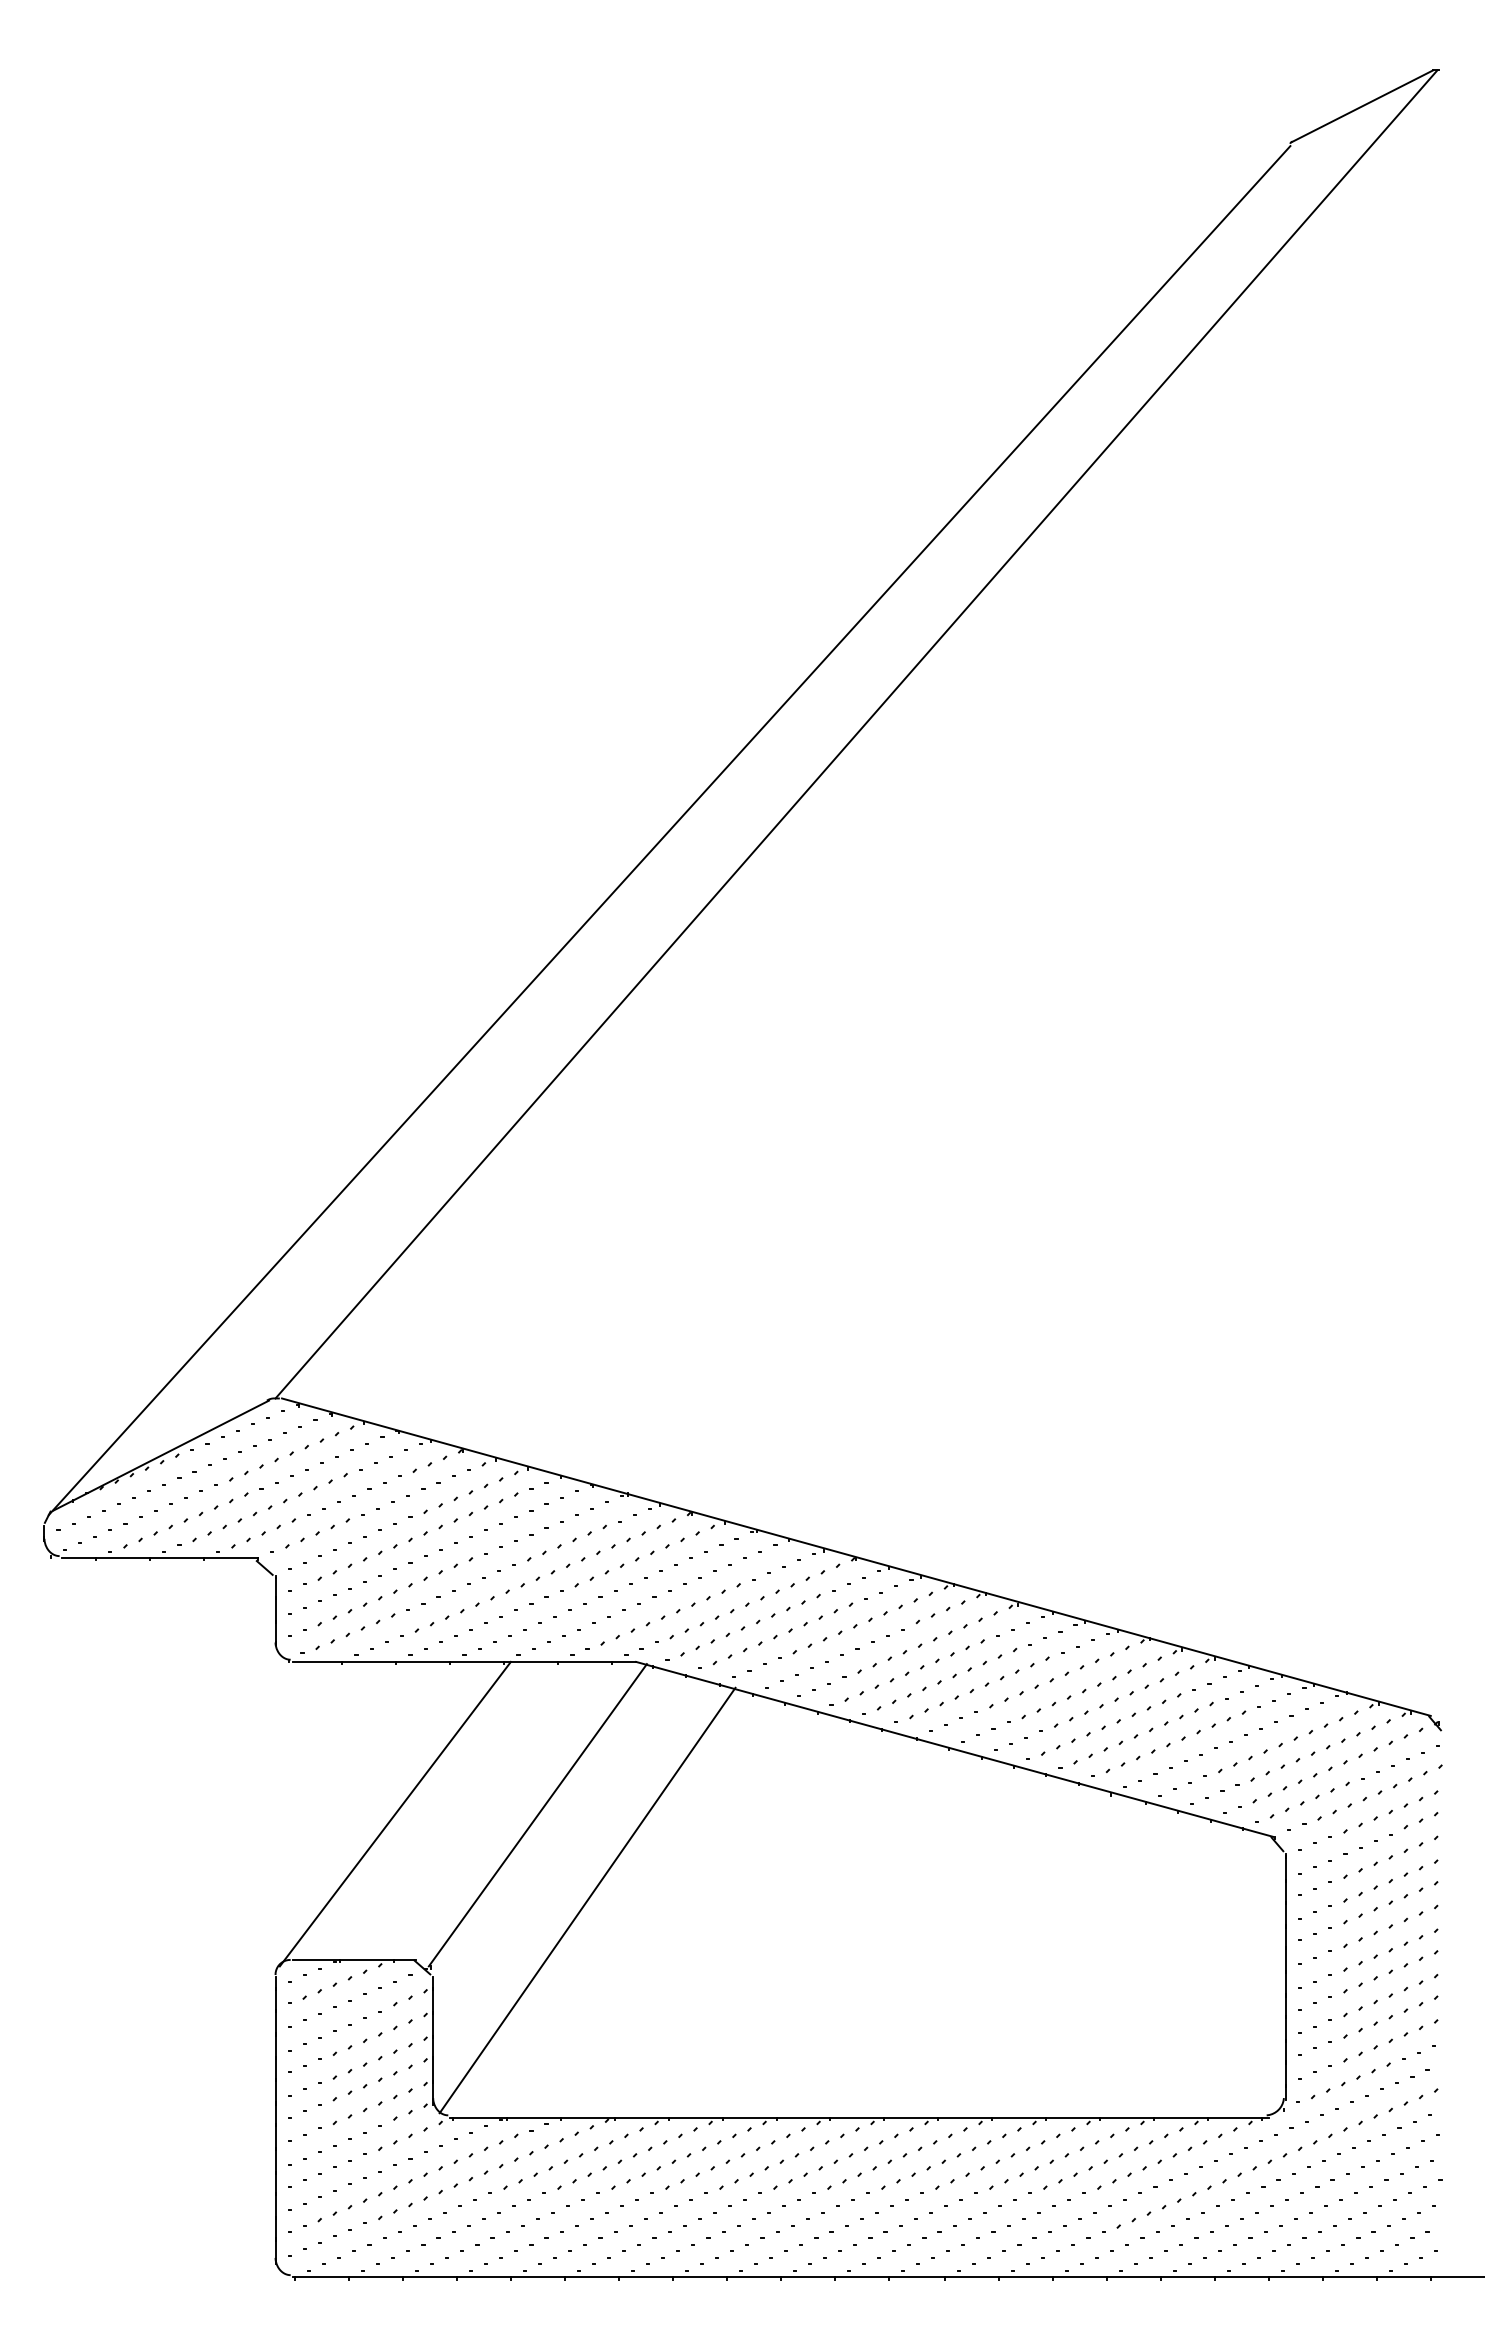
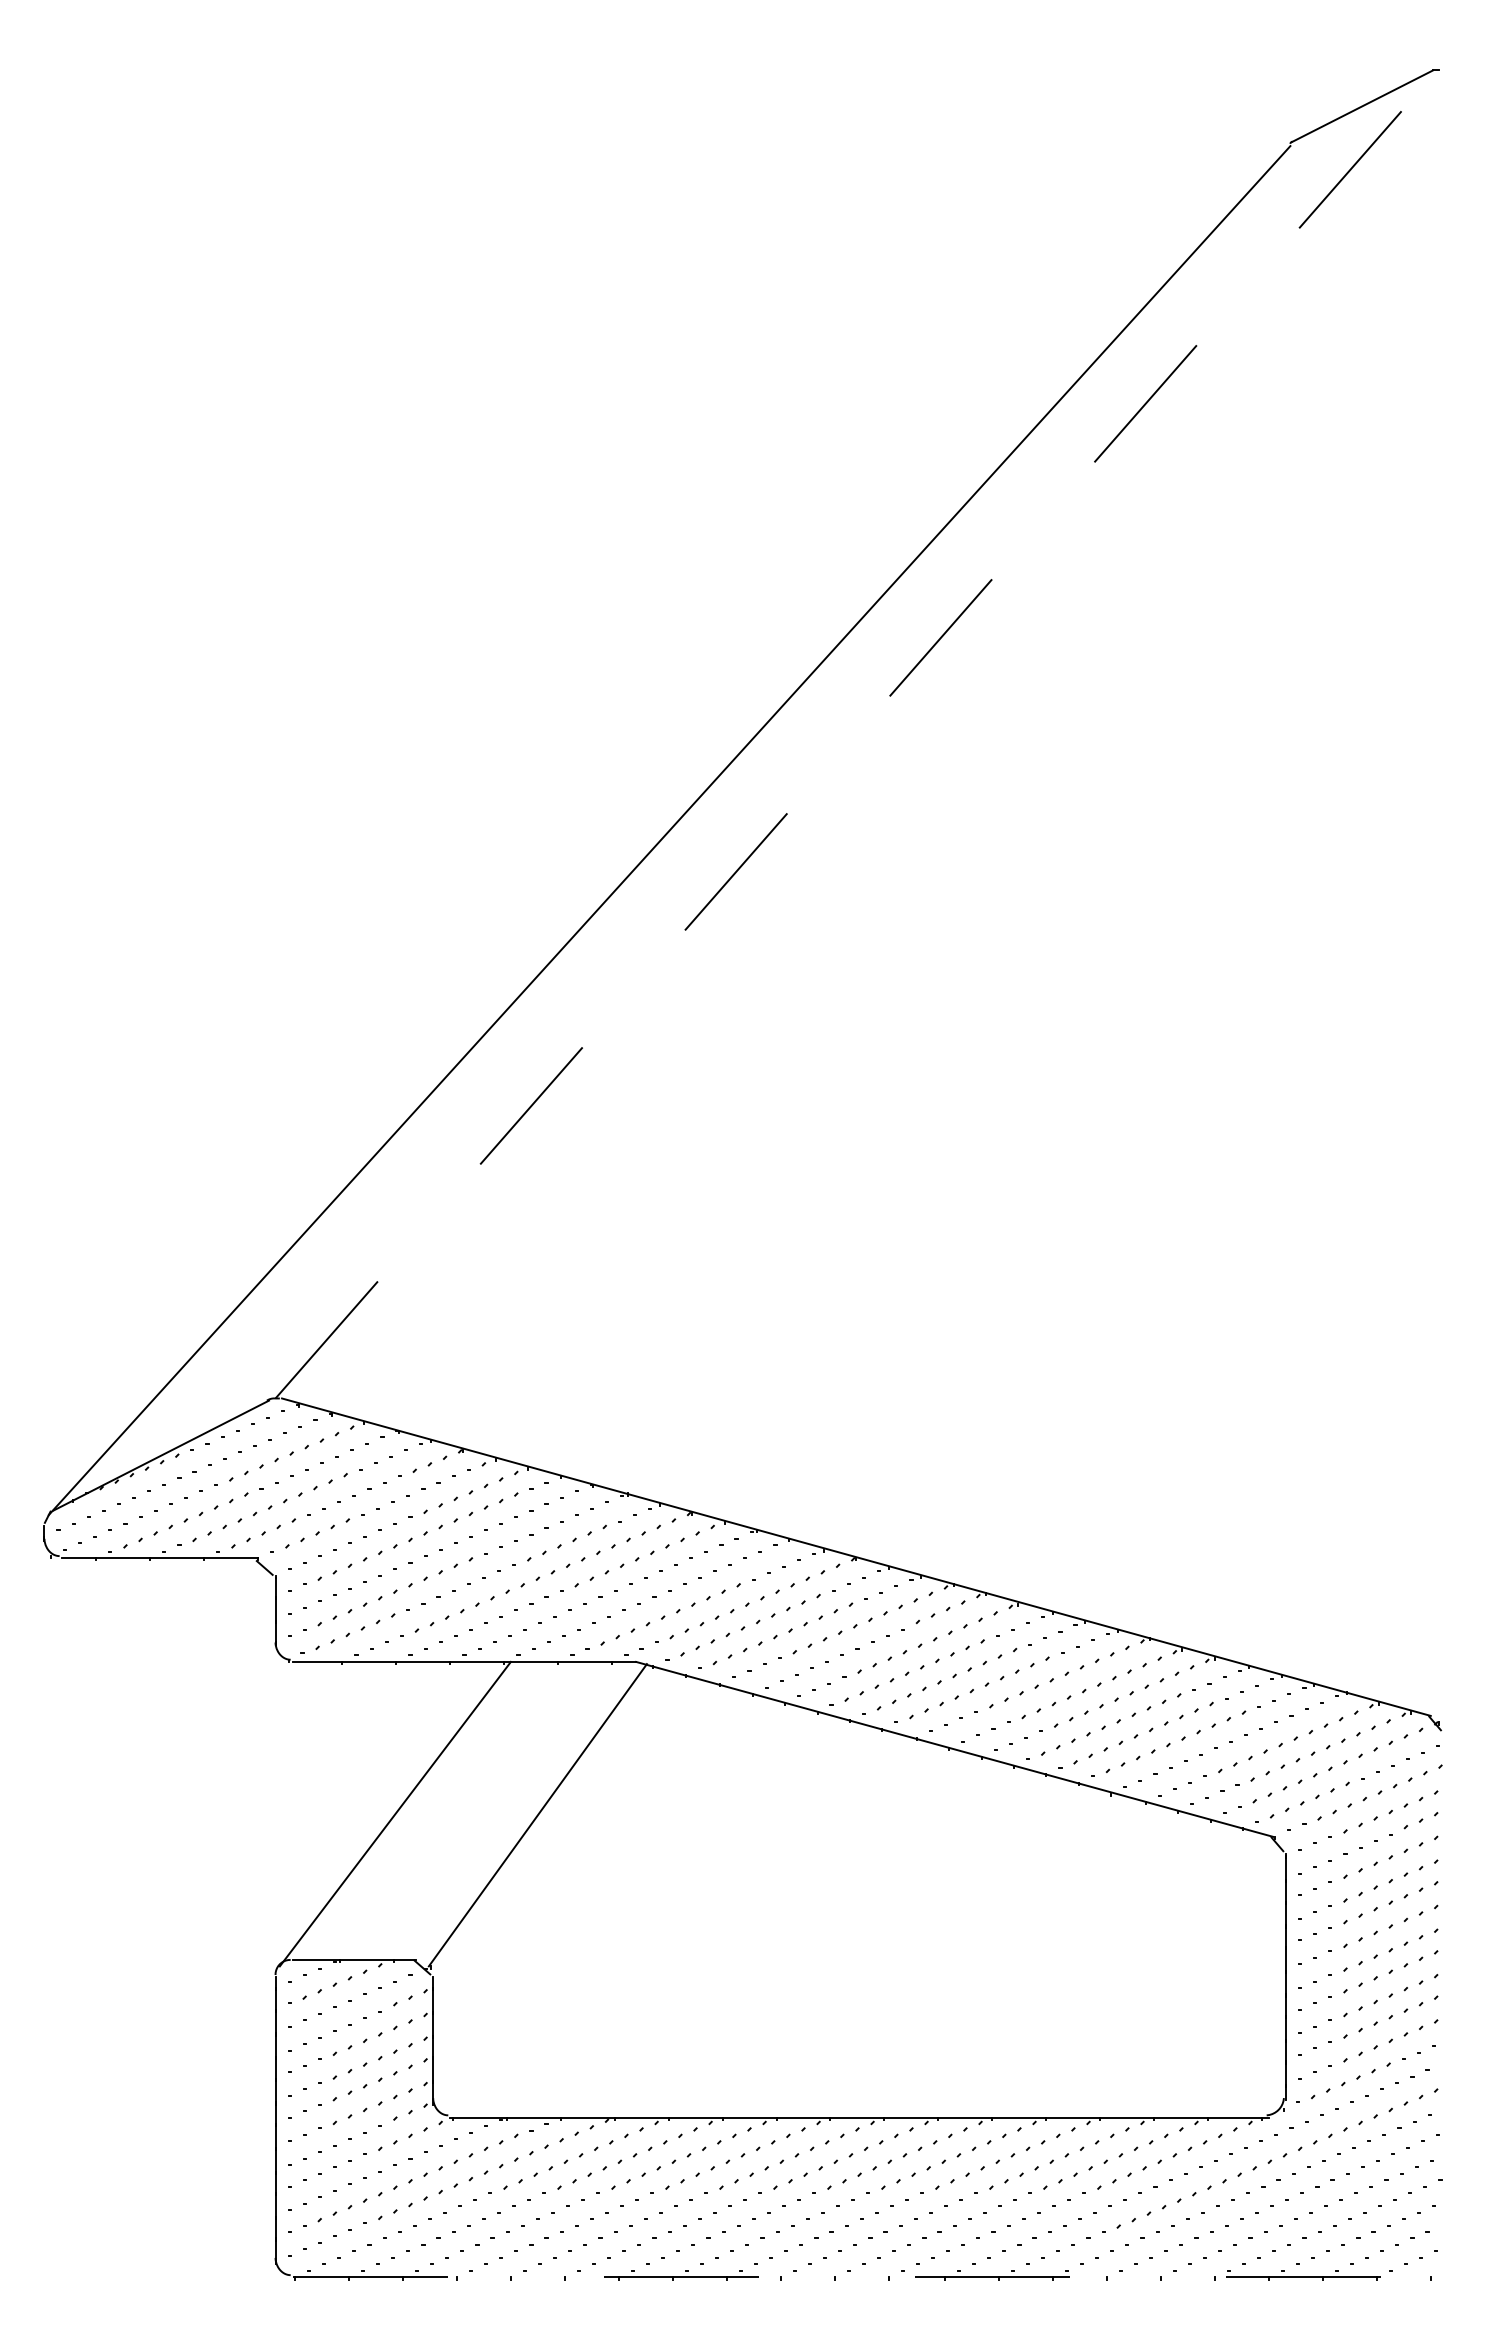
line: solid -> dashed (856, 734)
line: present -> none (587, 1900)
line: solid -> dashed (888, 2277)
